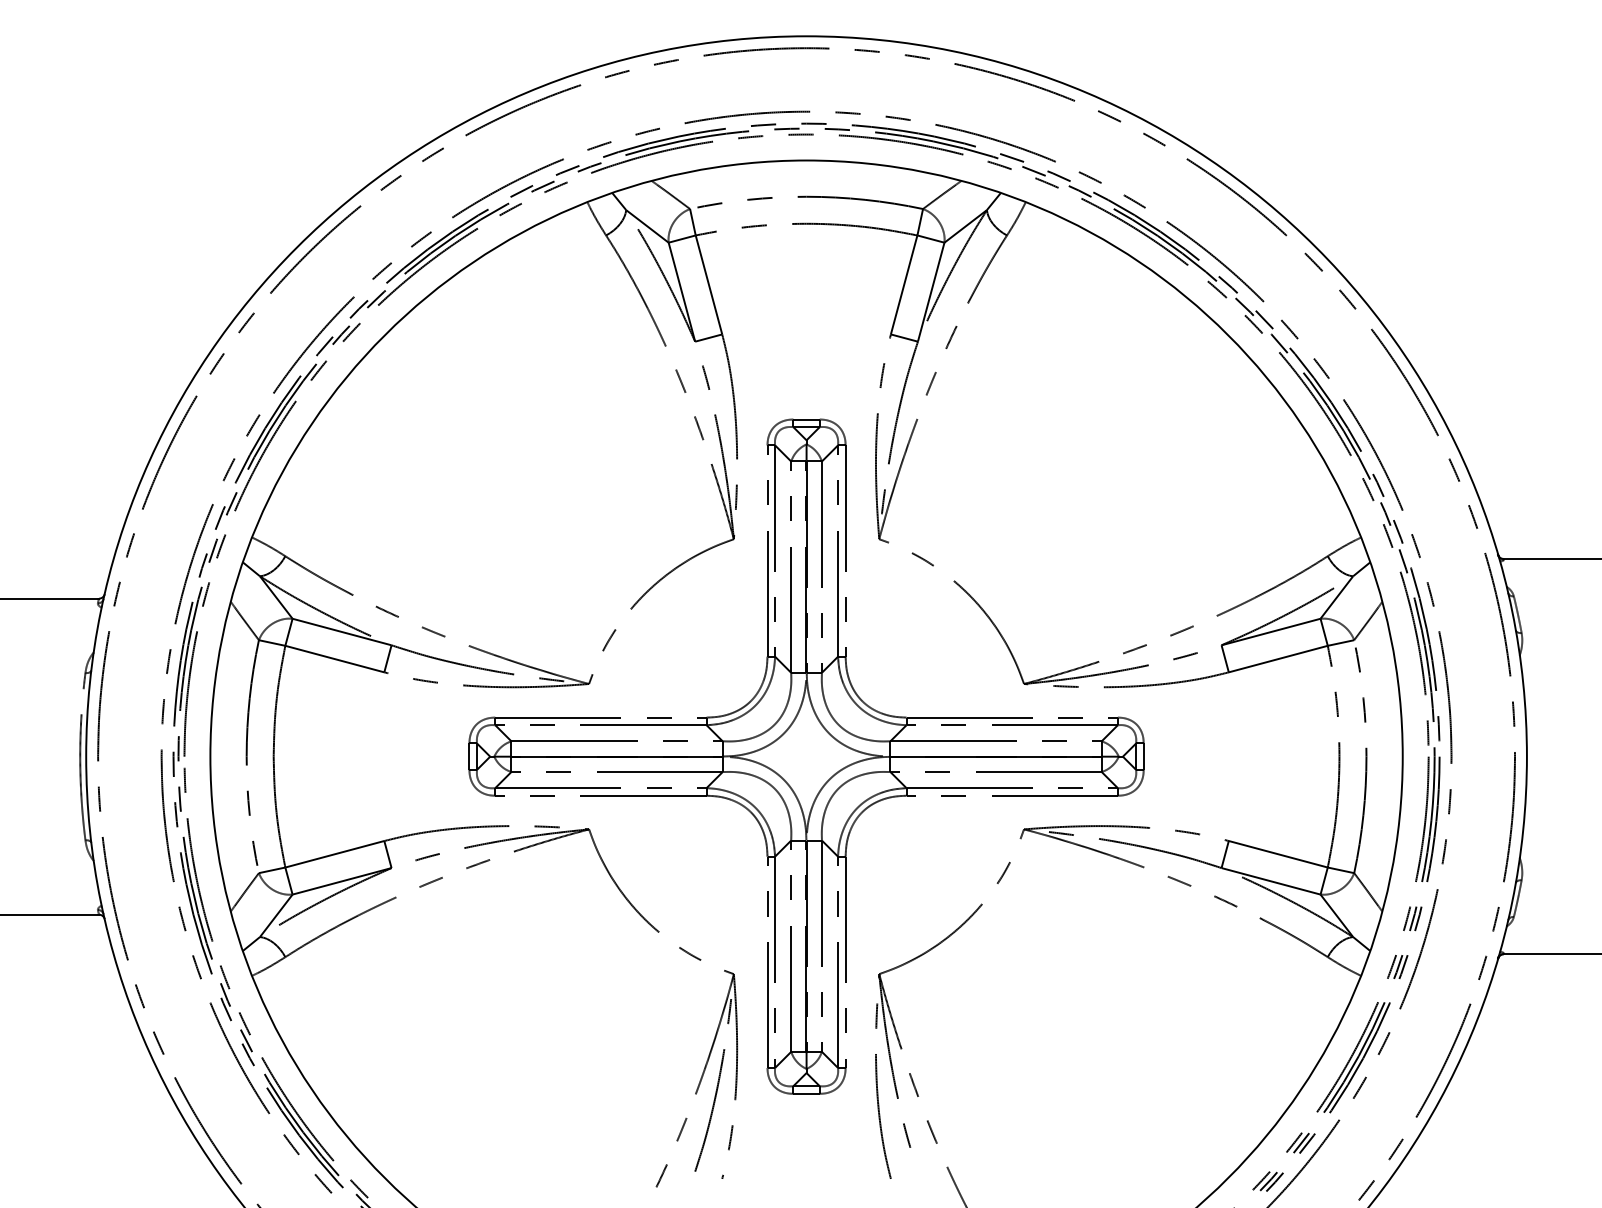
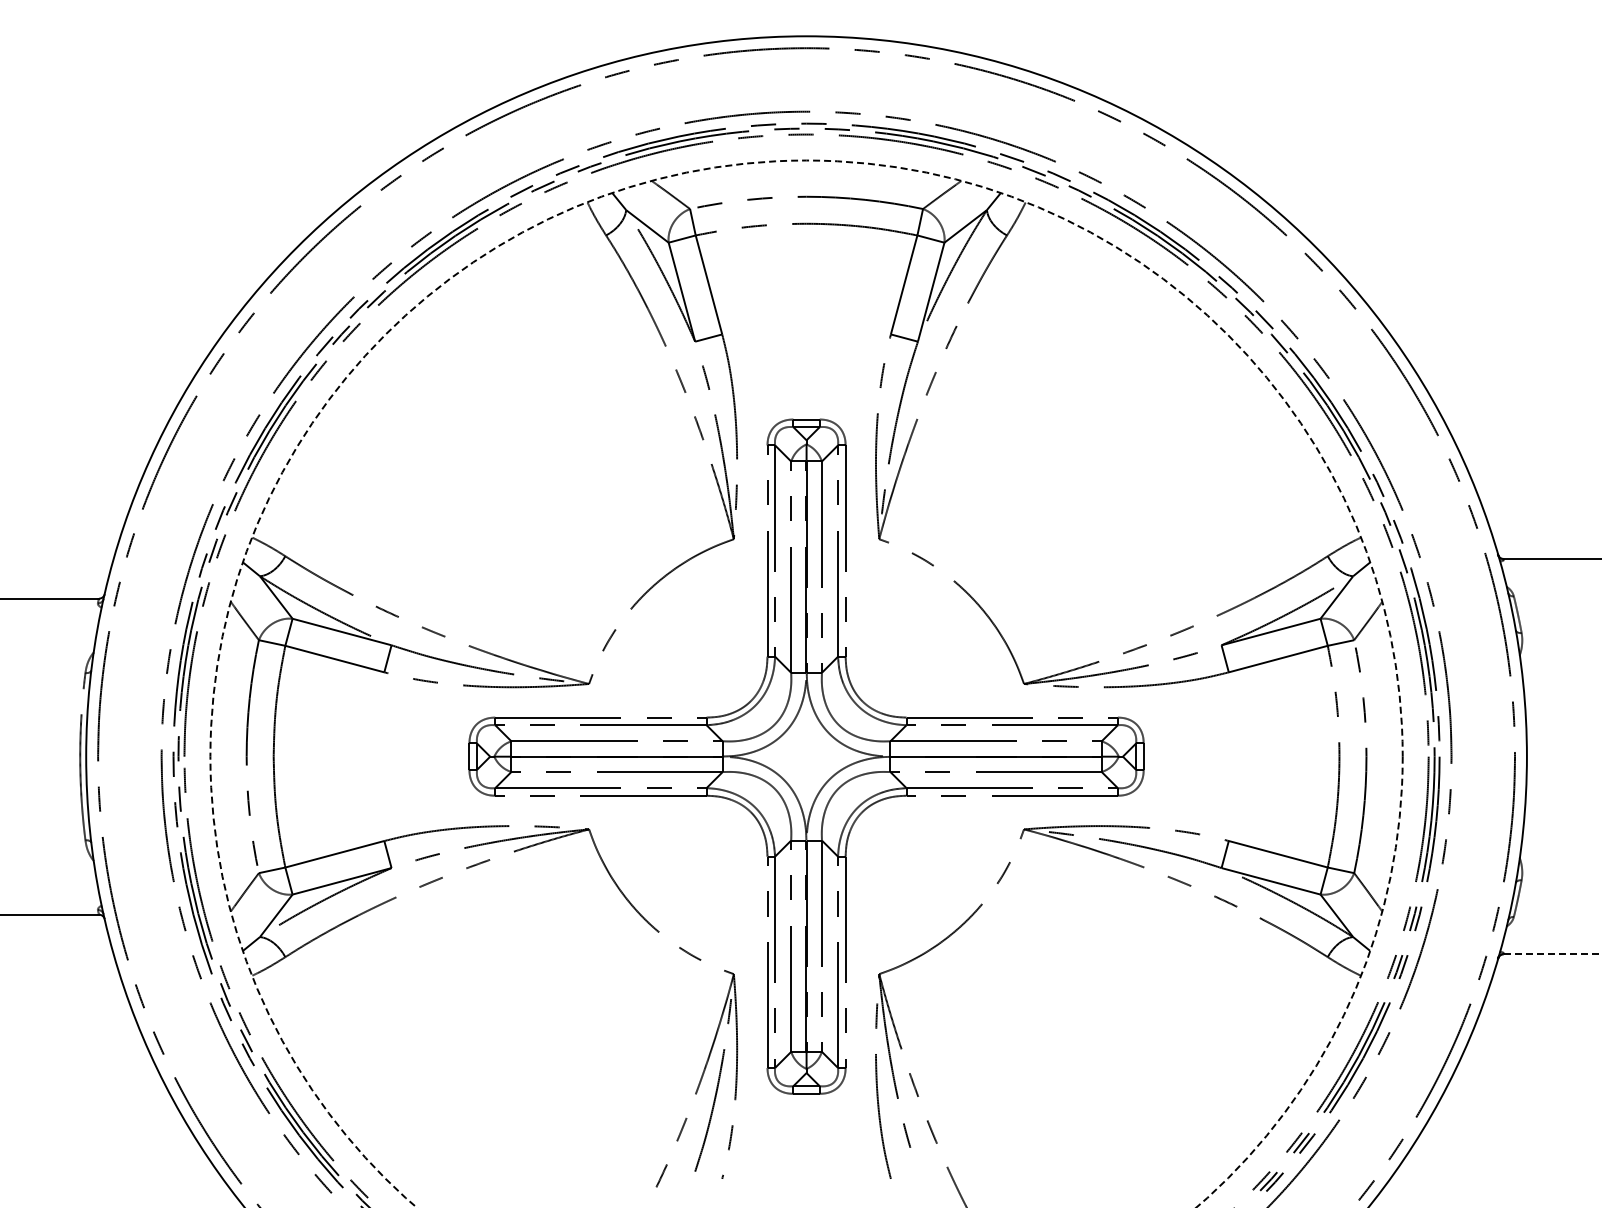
circle: solid -> dashed (806, 683)
line: solid -> dashed (1552, 954)
